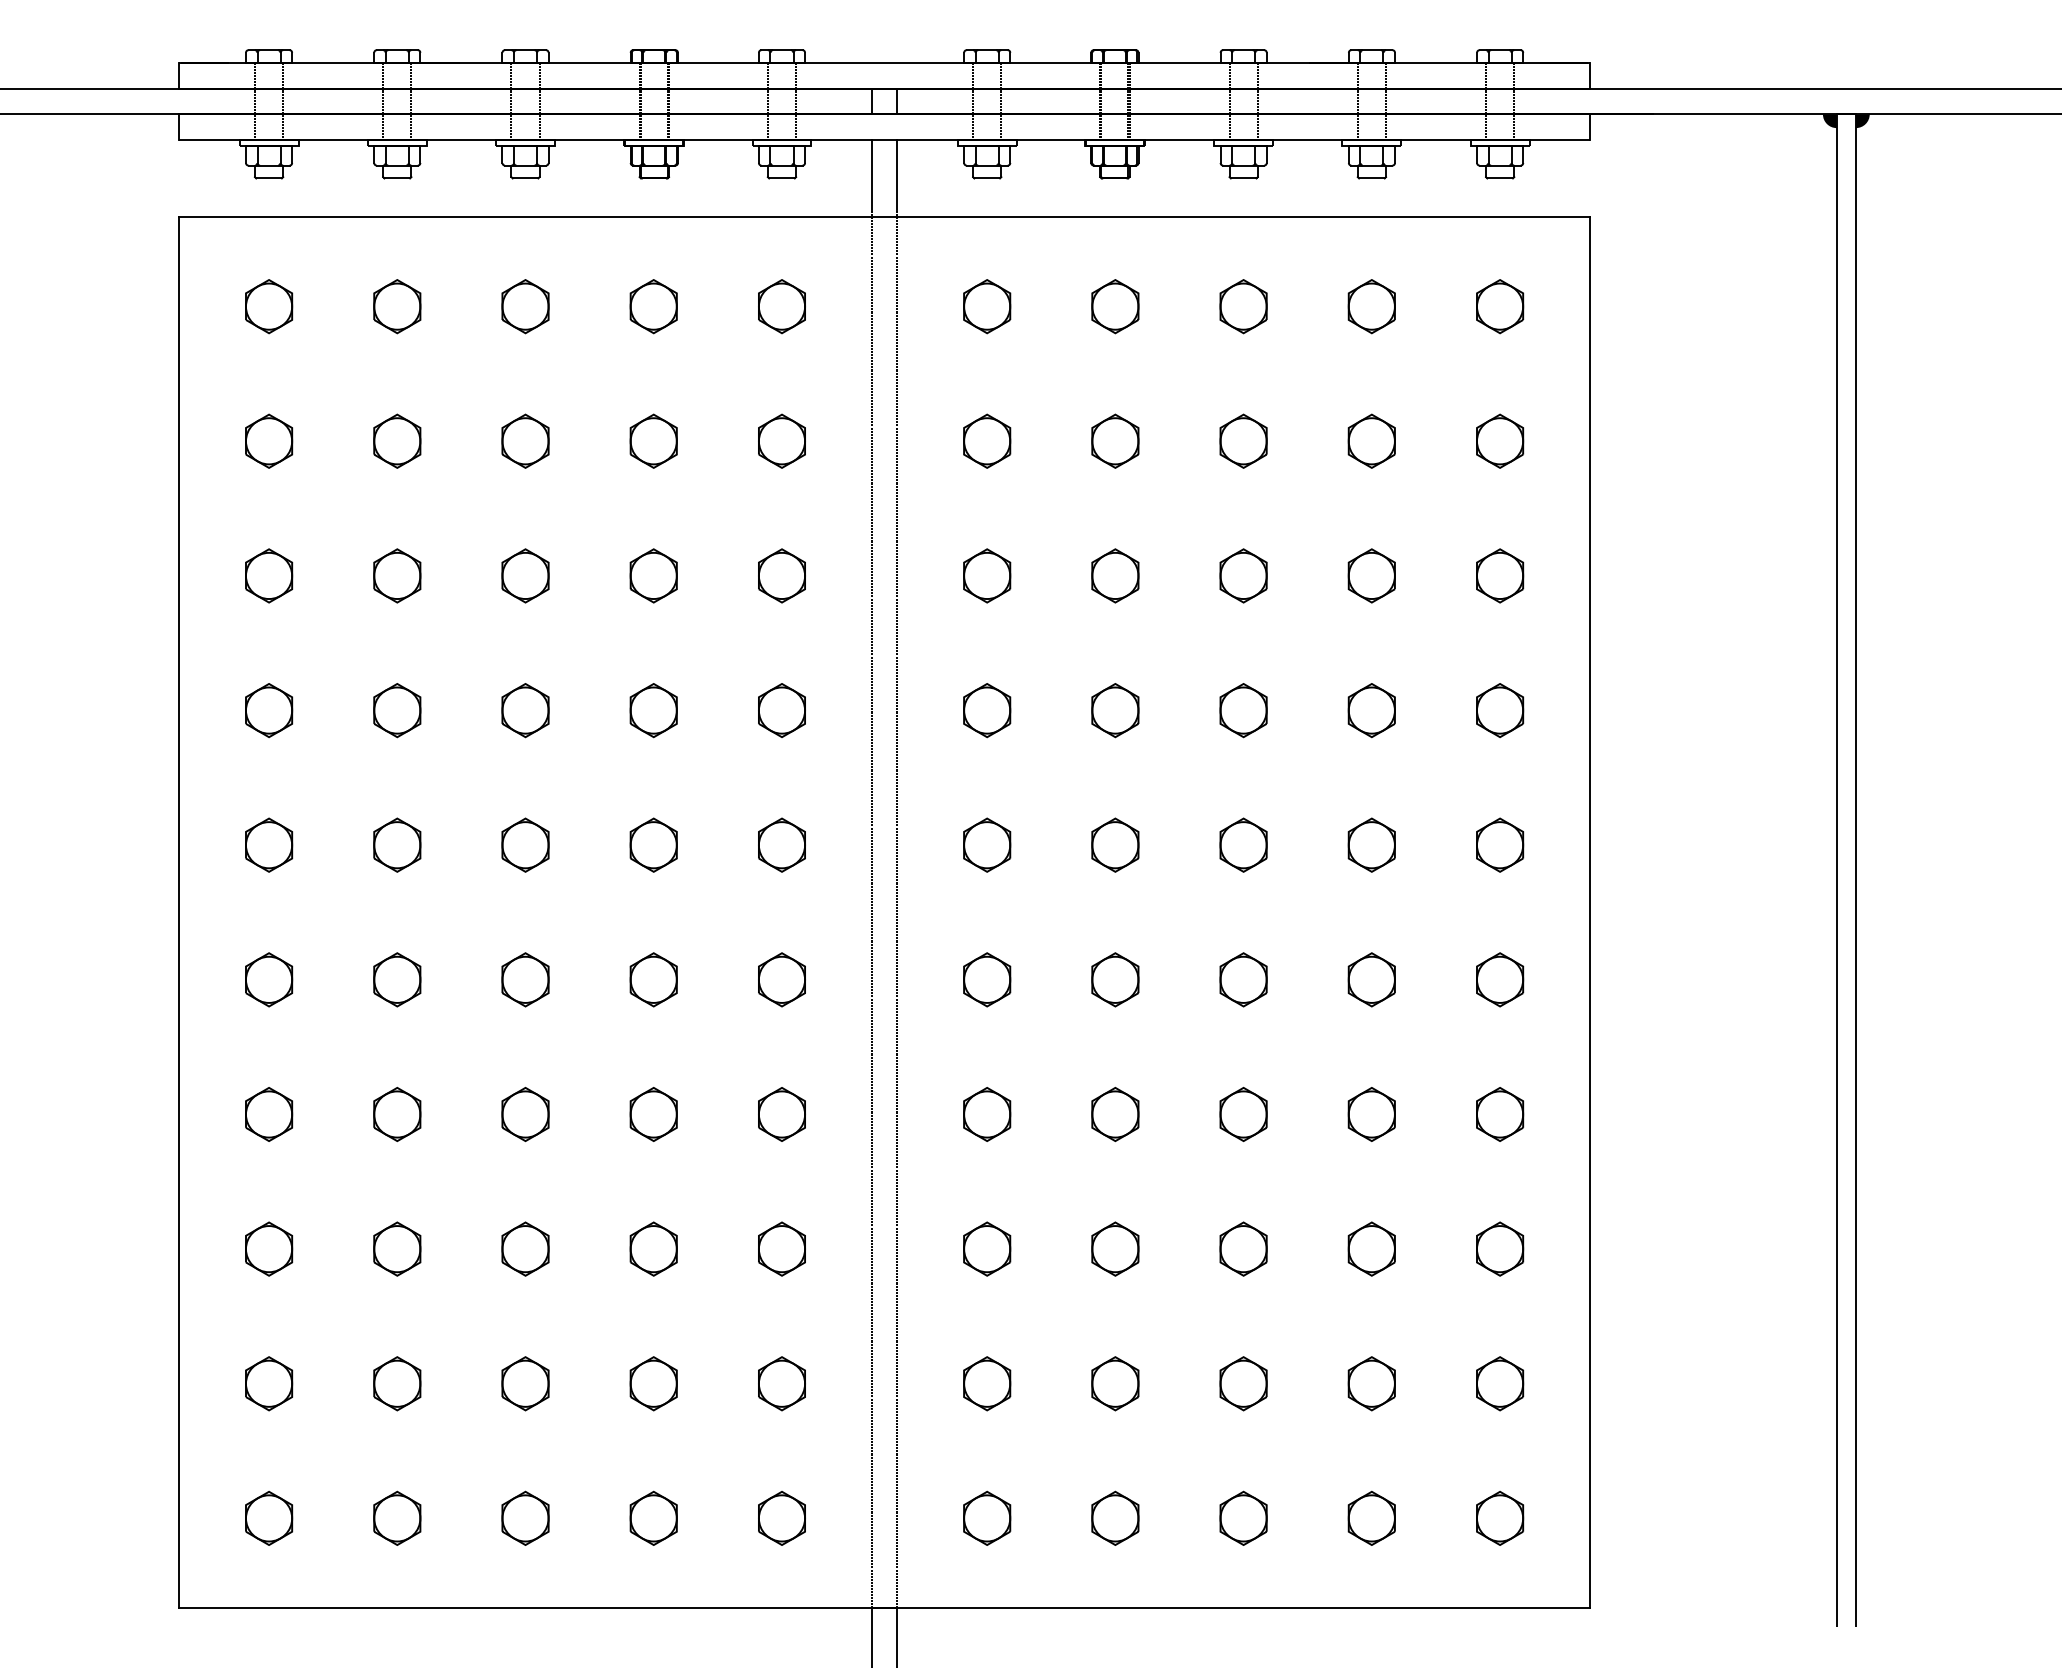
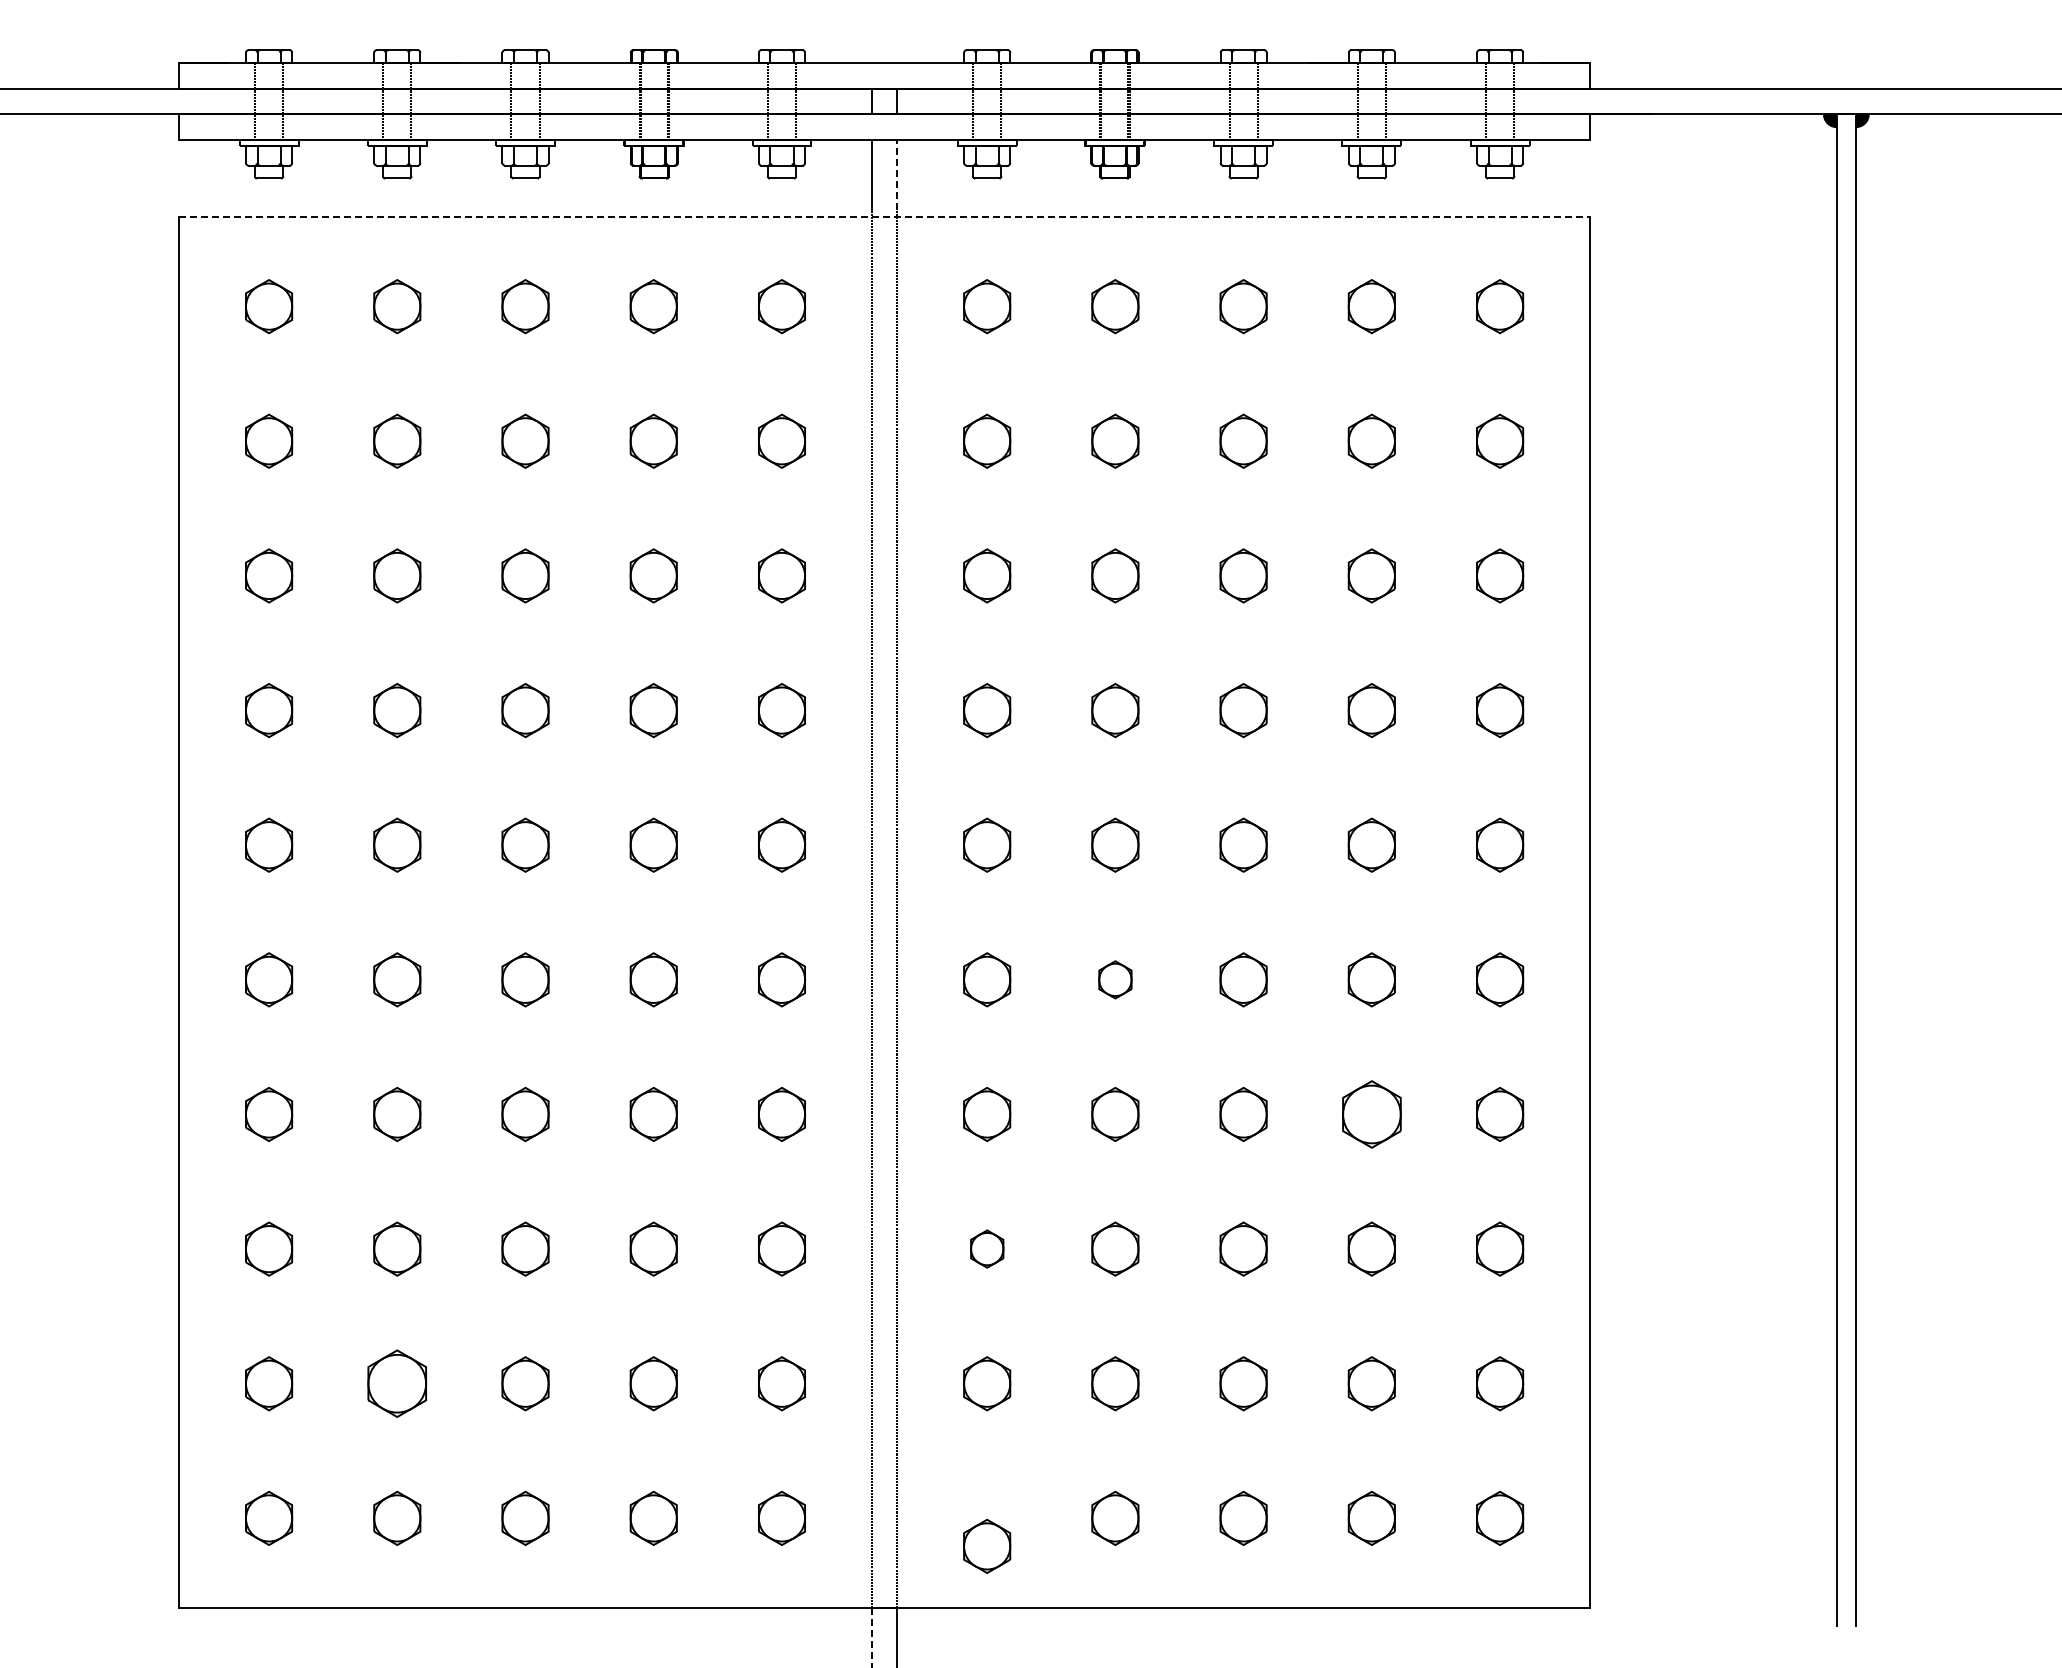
line: solid -> dashed (897, 174)
line: solid -> dashed (885, 216)
part size: 49x56 px -> 35x40 px (1115, 979)
part size: 49x55 px -> 60x69 px (1371, 1114)
part size: 49x56 px -> 35x40 px (987, 1248)
part size: 49x56 px -> 61x69 px (397, 1383)
part position: (987, 1517) -> (987, 1545) (987, 1545)
line: solid -> dashed (871, 1637)
